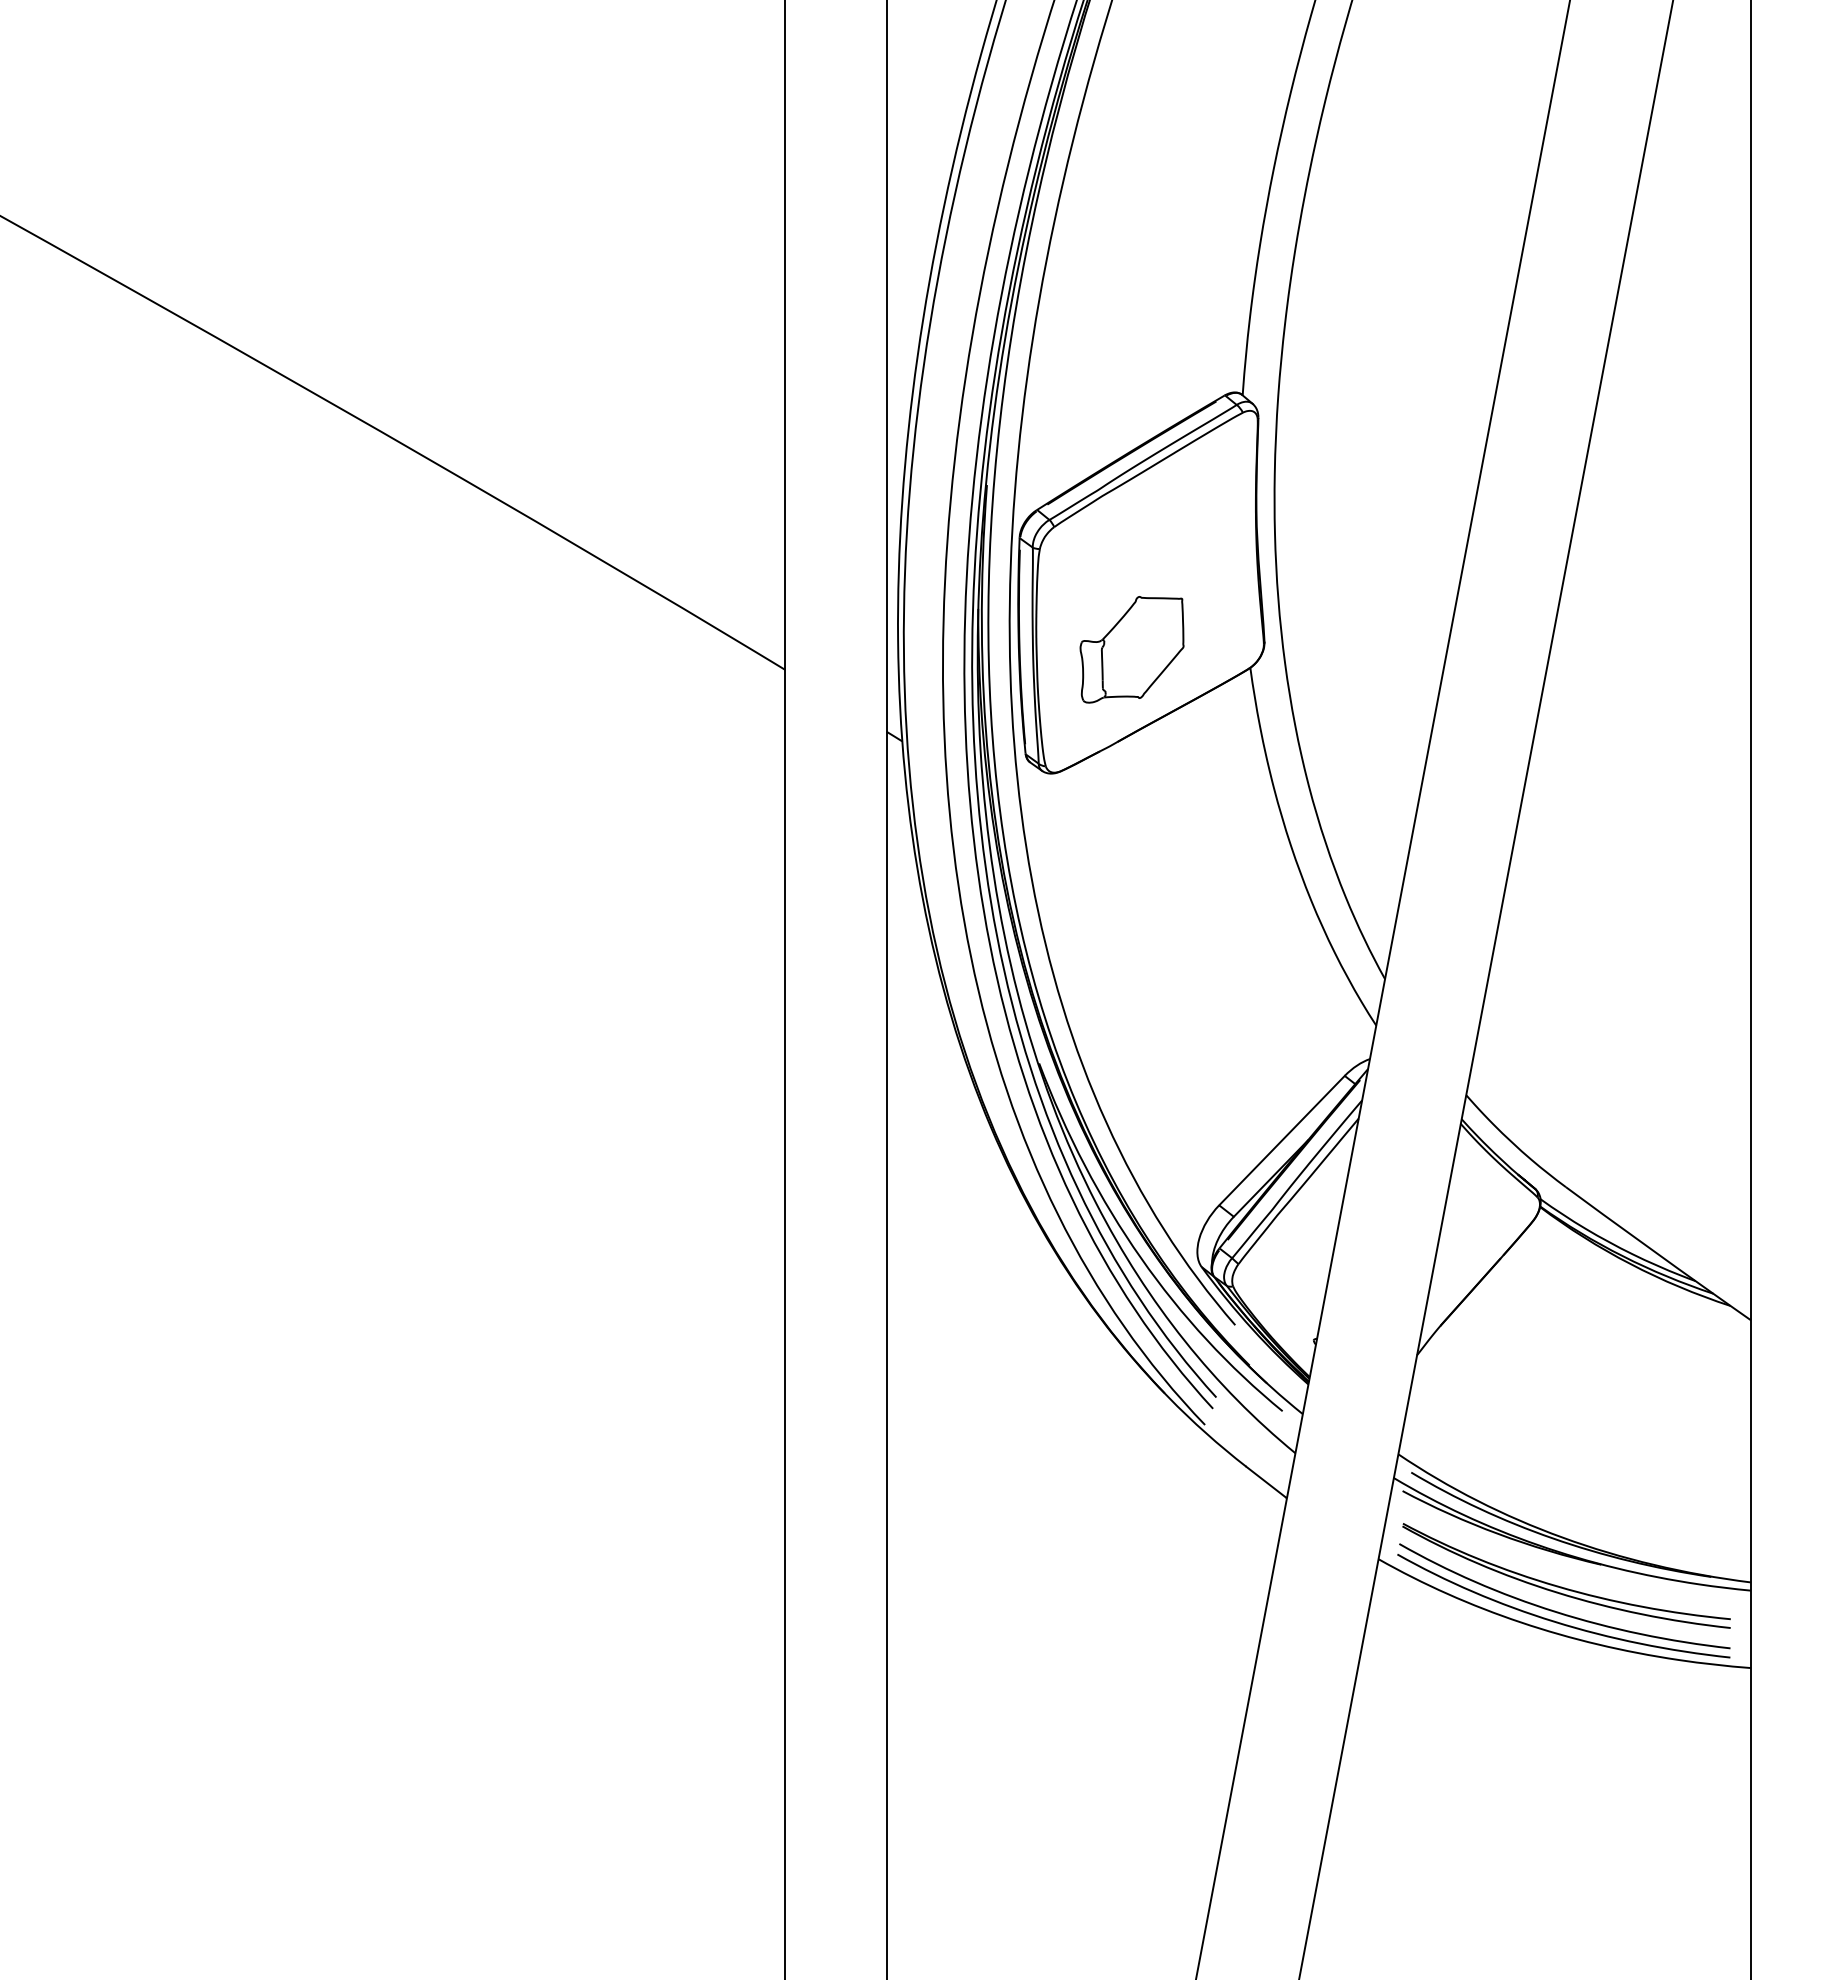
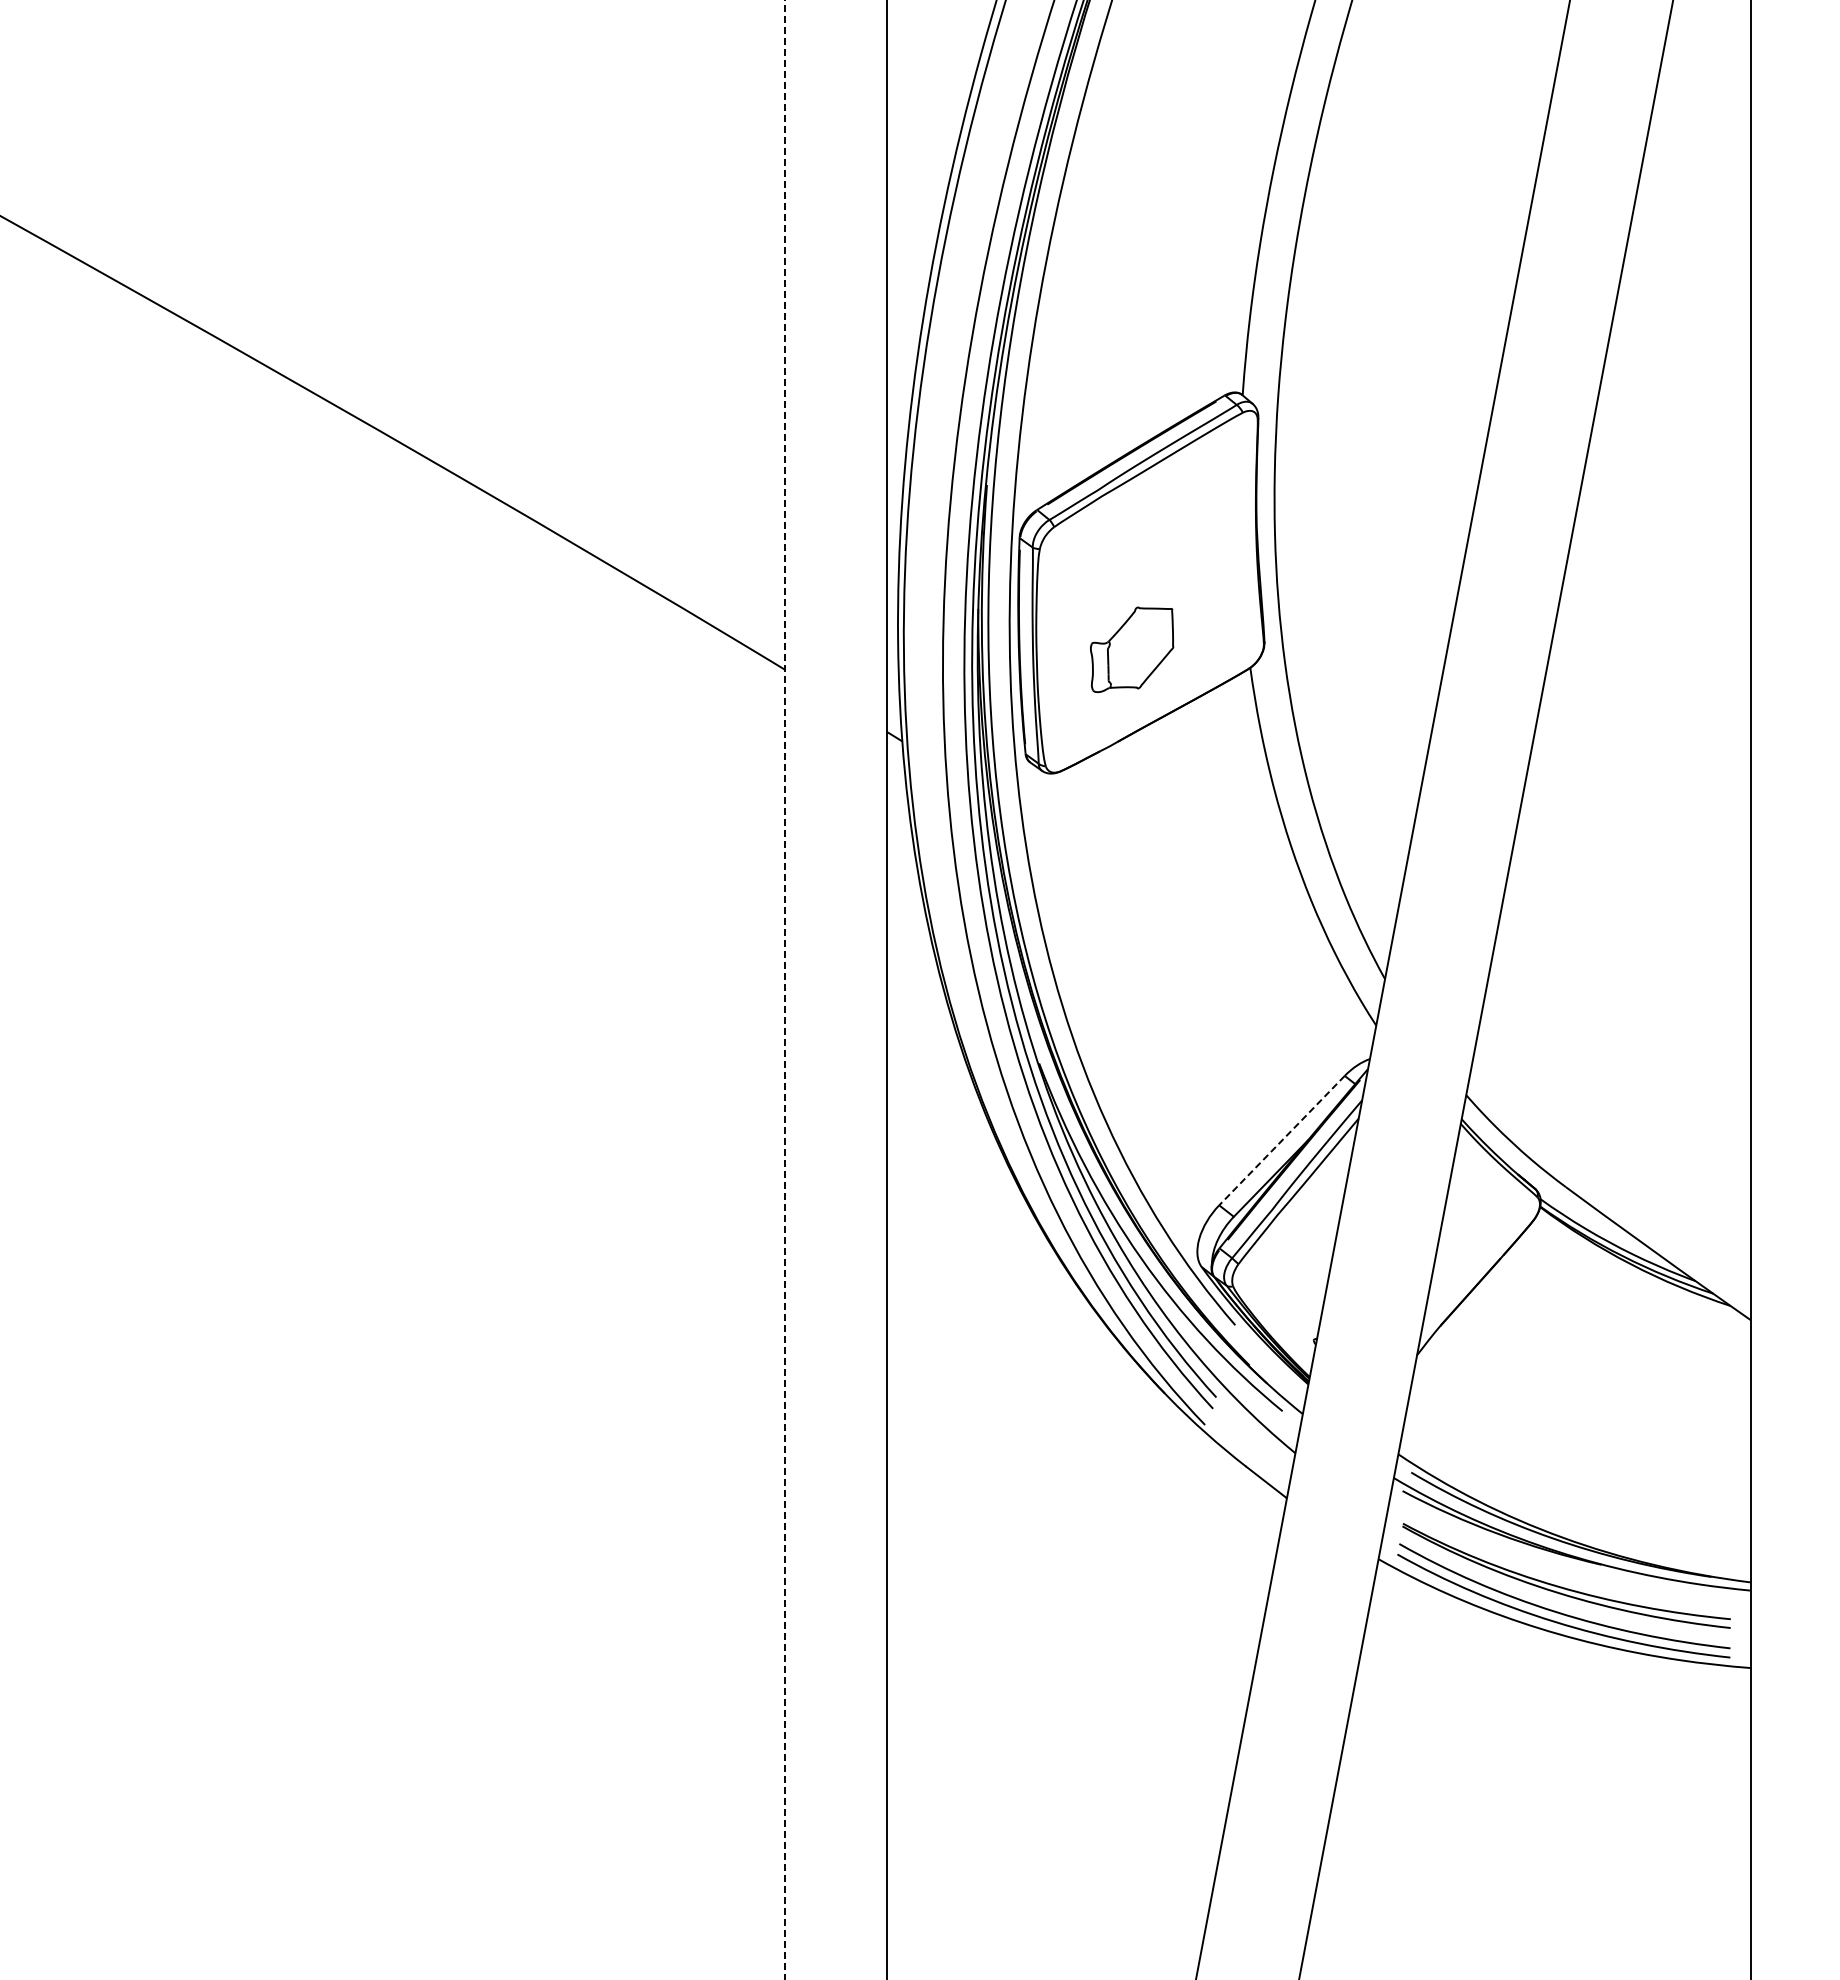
part size: 106x108 px -> 85x88 px (1132, 649)
line: solid -> dashed (785, 990)
line: solid -> dashed (1281, 1141)
